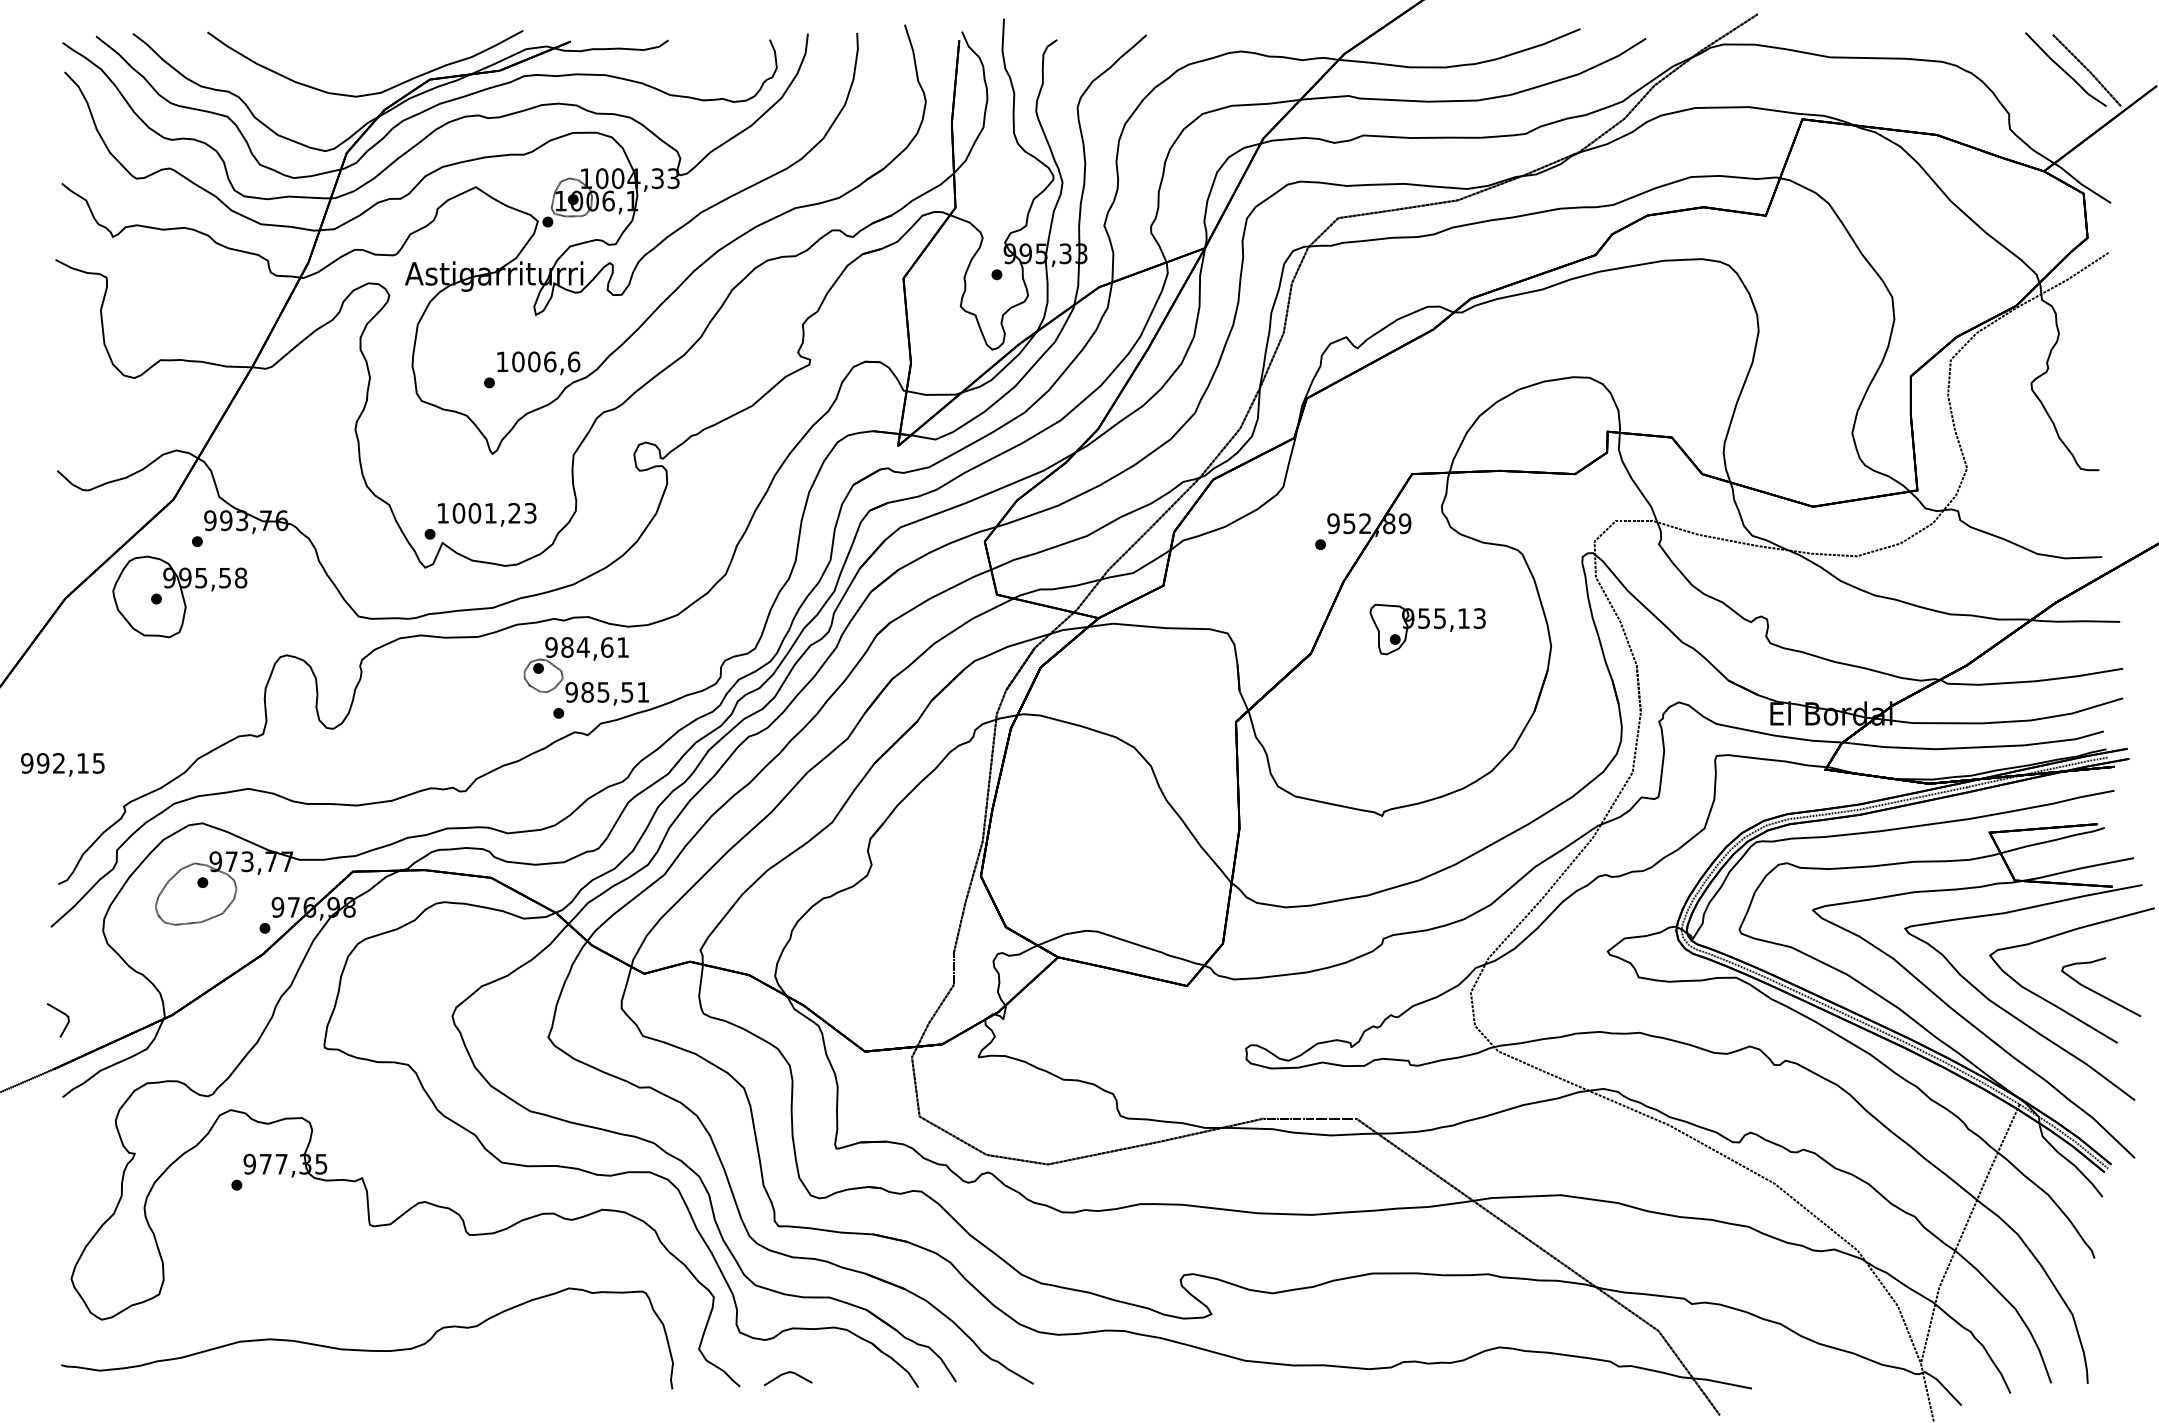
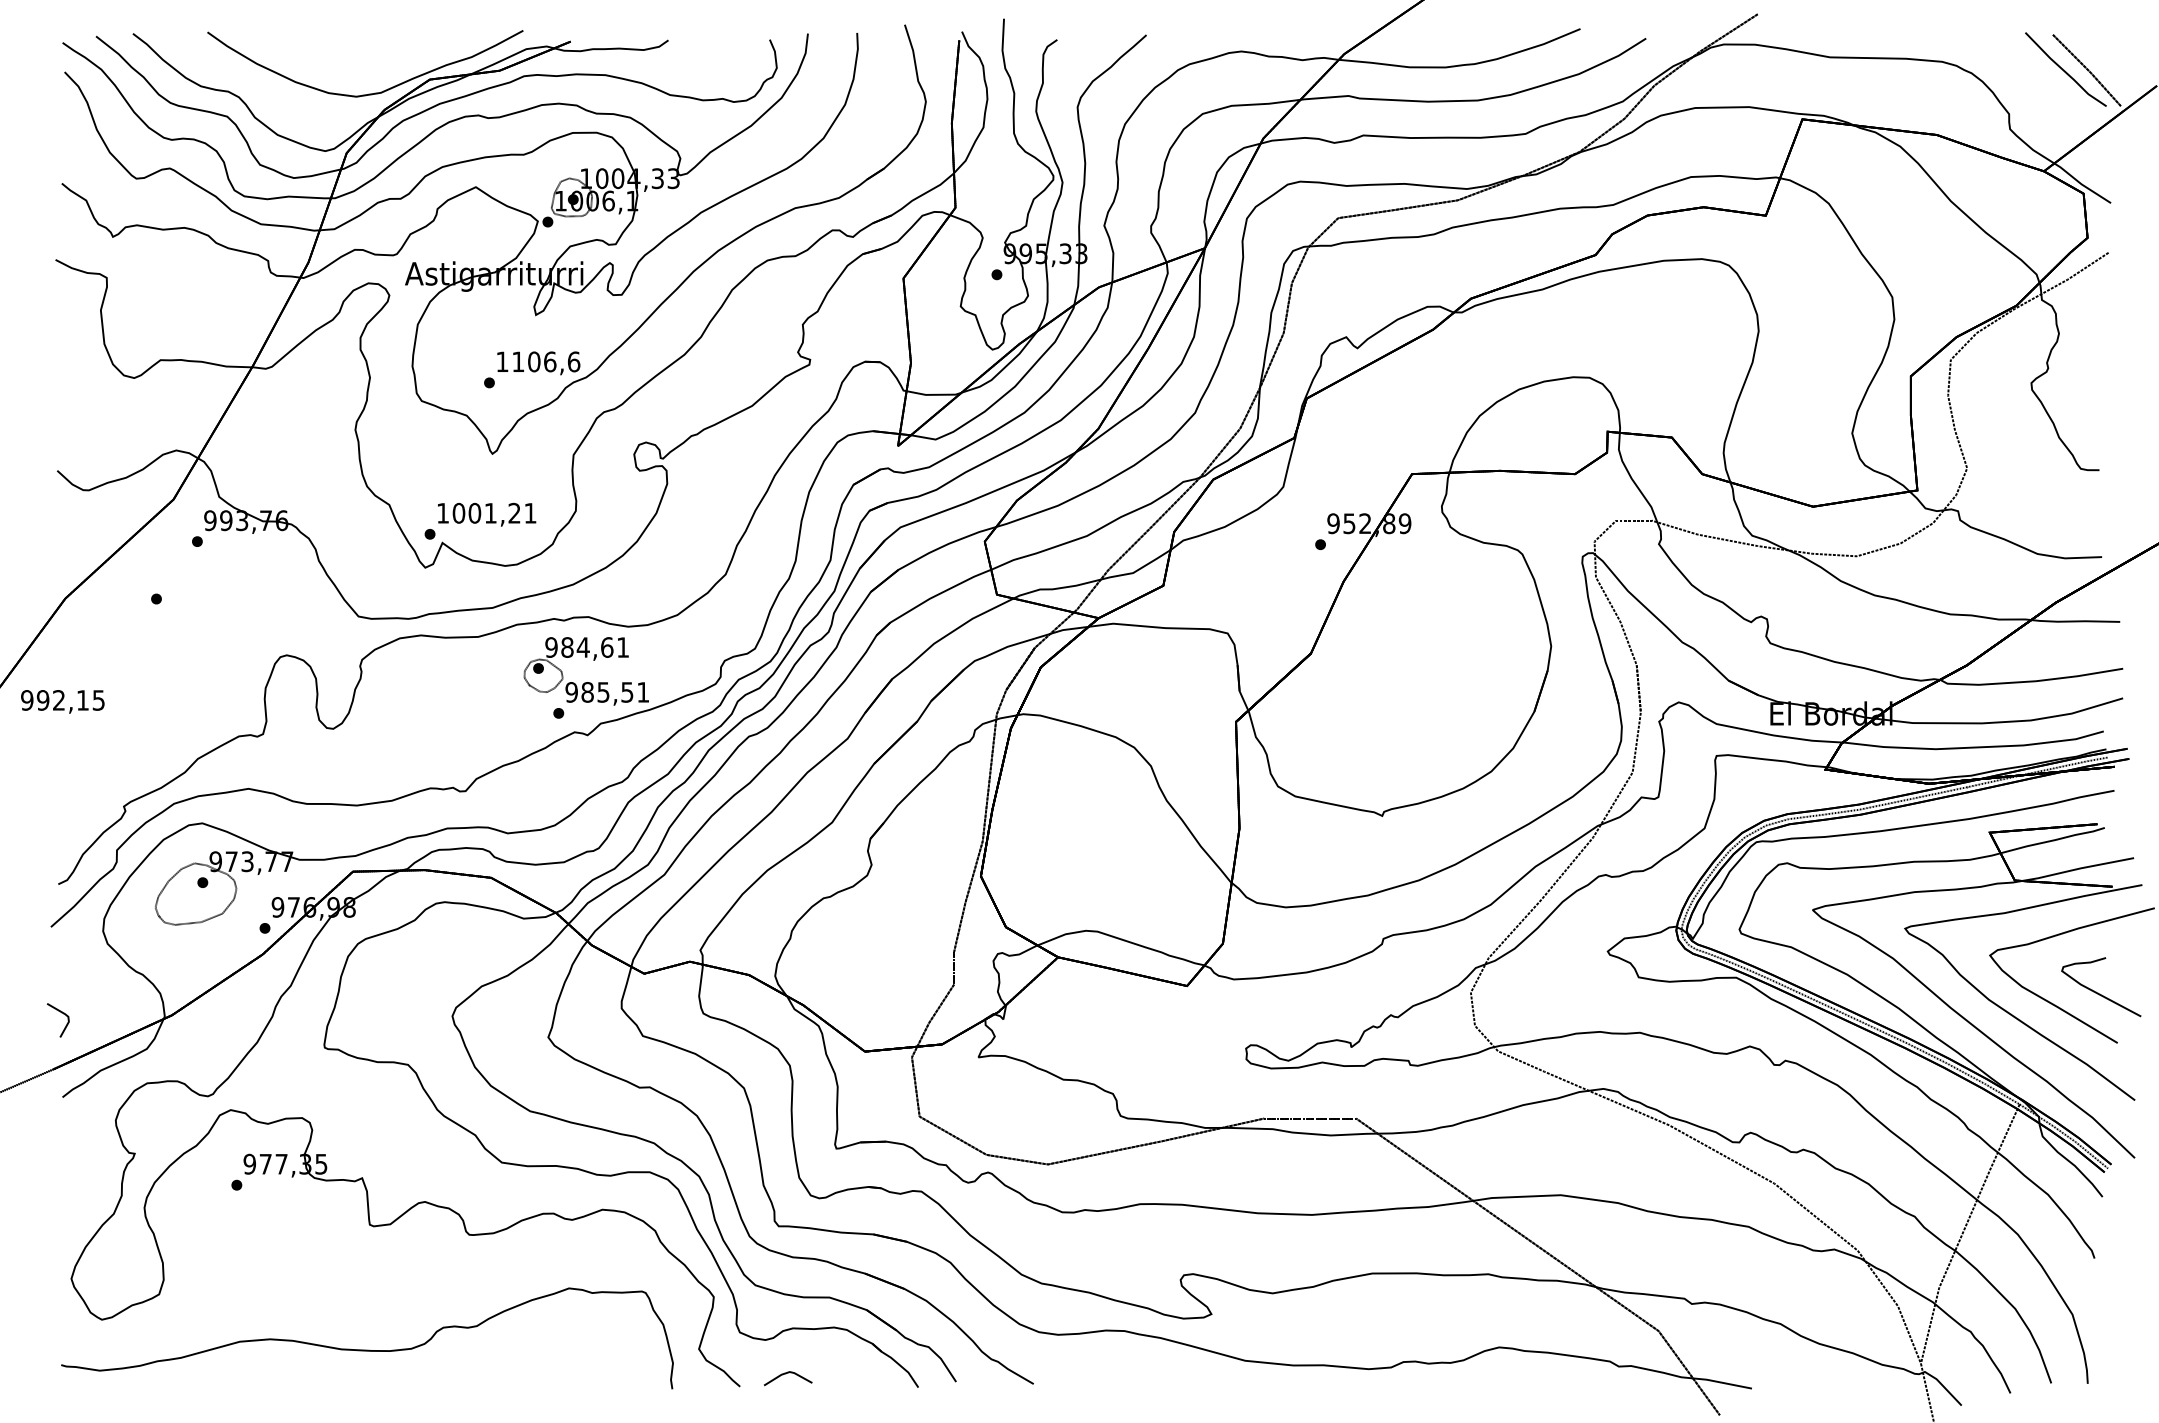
text: 1006,6 -> 1106,6 (518, 361)
text: 1001,23 -> 1001,21 (530, 512)
part: present -> none (179, 596)
part: present -> none (1427, 629)
text position: (62, 764) -> (62, 701) (62, 701)
